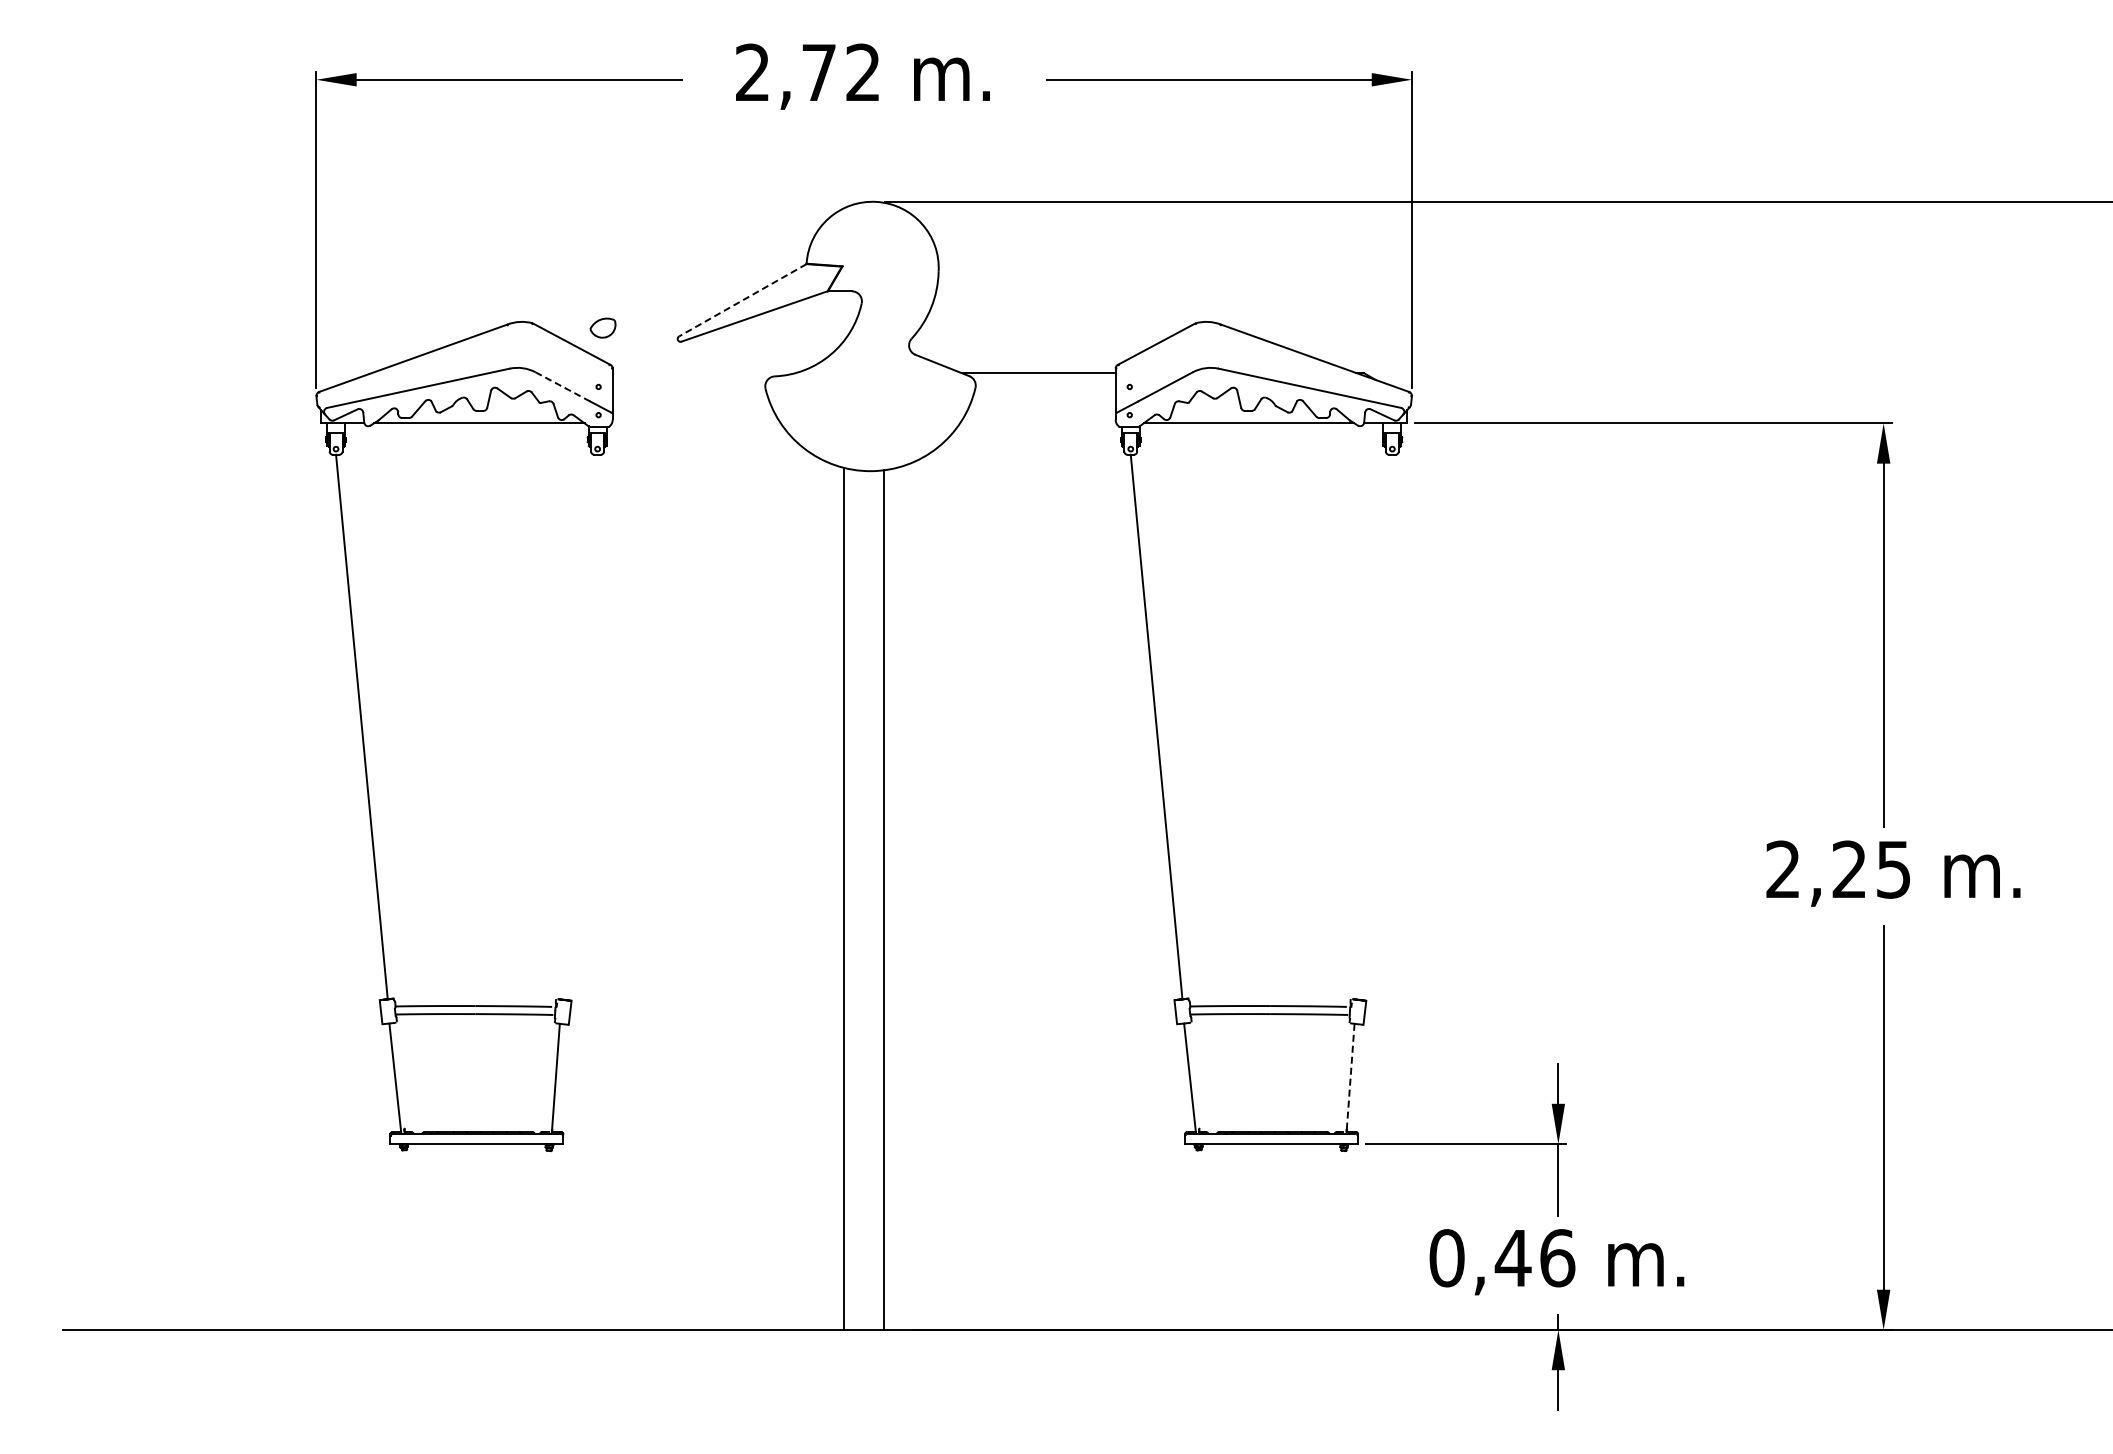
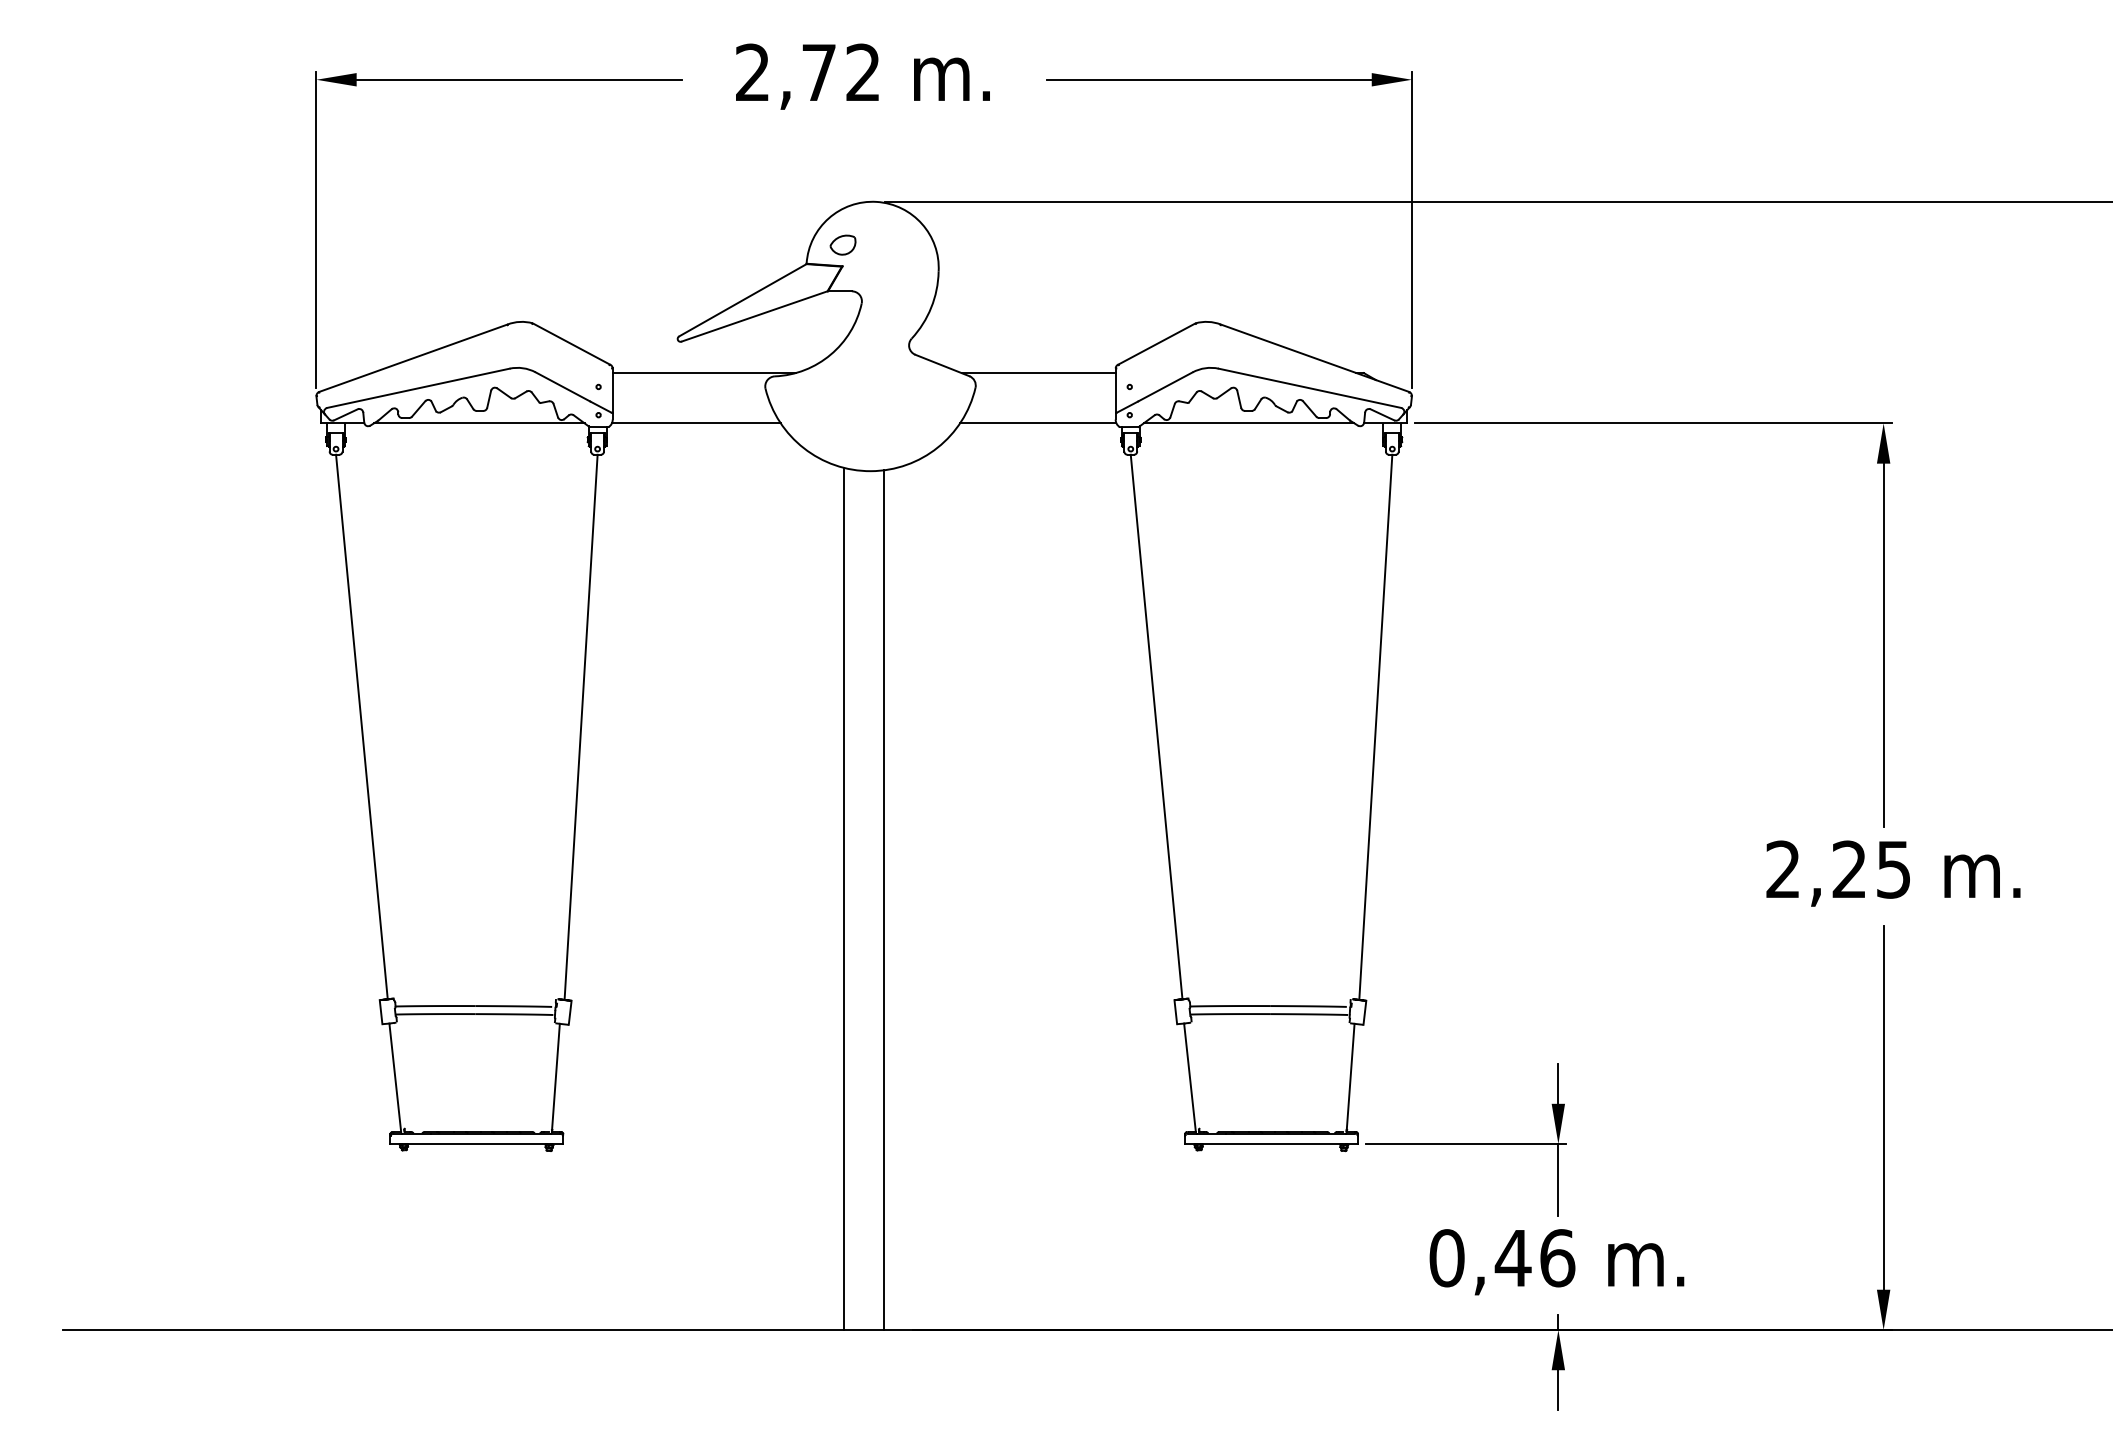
line: dashed -> solid (742, 300)
part position: (602, 327) -> (842, 244) (842, 244)
line: none -> present (703, 373)
line: dashed -> solid (562, 386)
line: none -> present (695, 423)
line: none -> present (1038, 423)
line: none -> present (580, 726)
line: none -> present (1375, 726)
line: dashed -> solid (1350, 1077)
